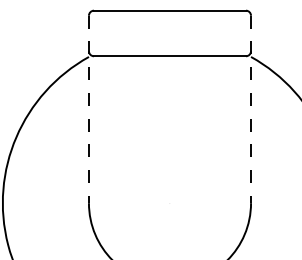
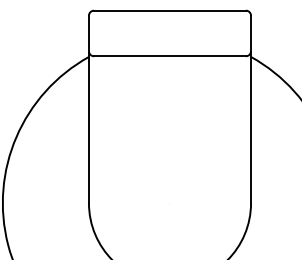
line: dashed -> solid (88, 109)
line: dashed -> solid (251, 109)
